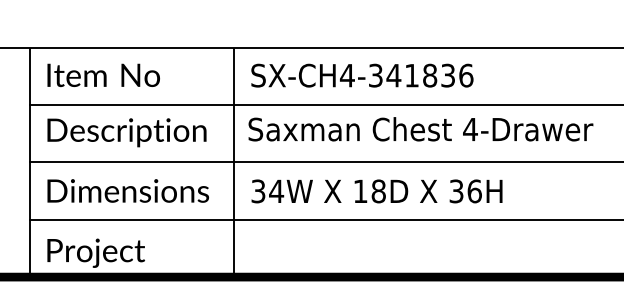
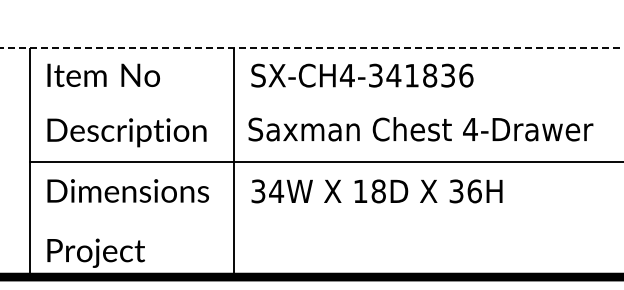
line: solid -> dashed (311, 47)
line: present -> none (324, 105)
line: present -> none (324, 219)
